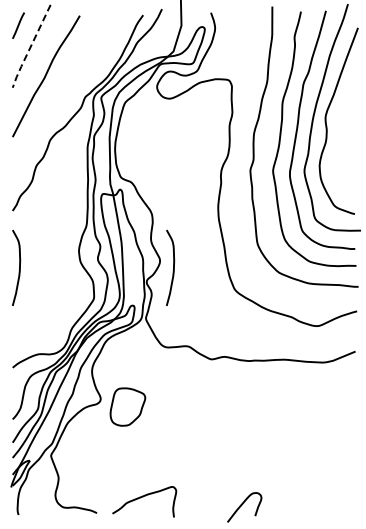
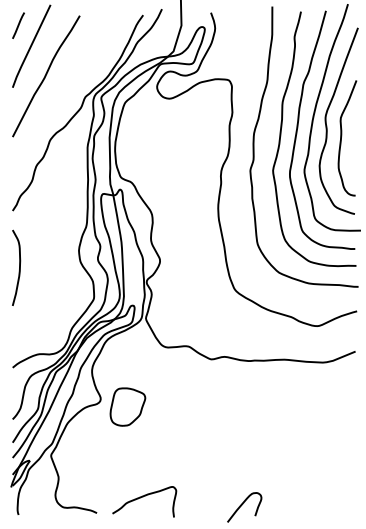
line: dashed -> solid (30, 47)
curve: none -> present (342, 136)
curve: present -> none (173, 267)
